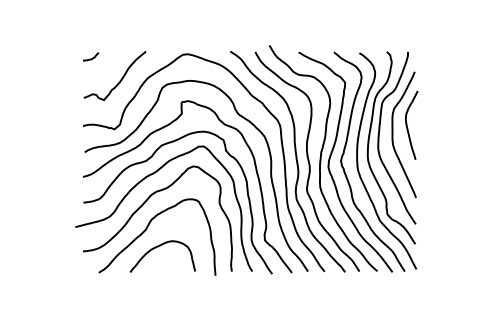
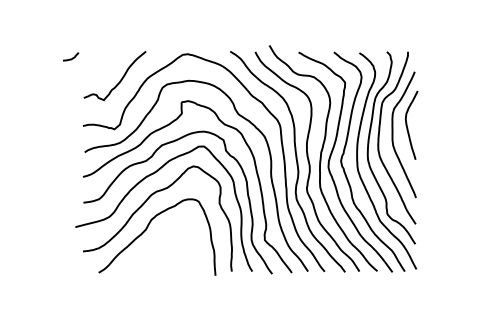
curve position: (92, 57) -> (72, 57) (72, 57)
curve: present -> none (158, 247)
